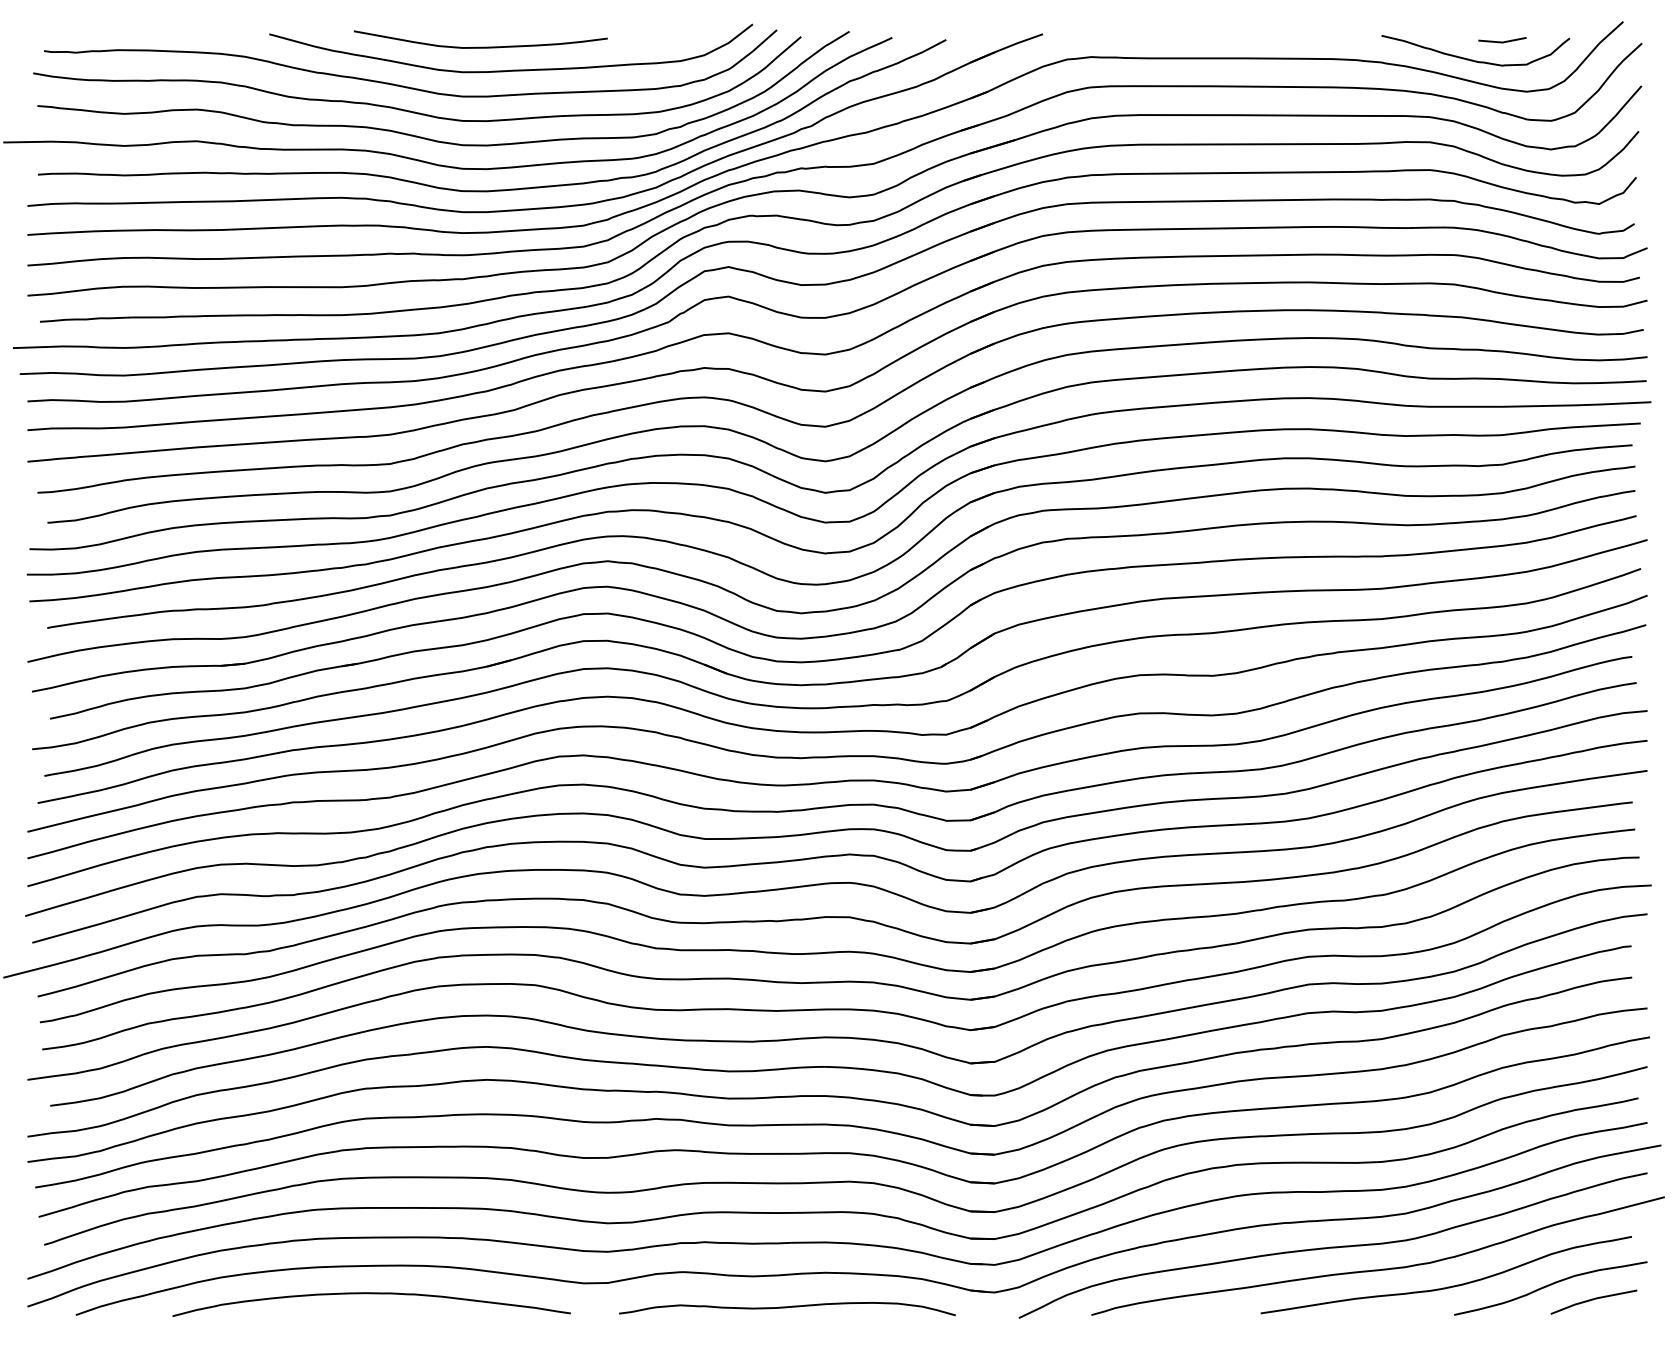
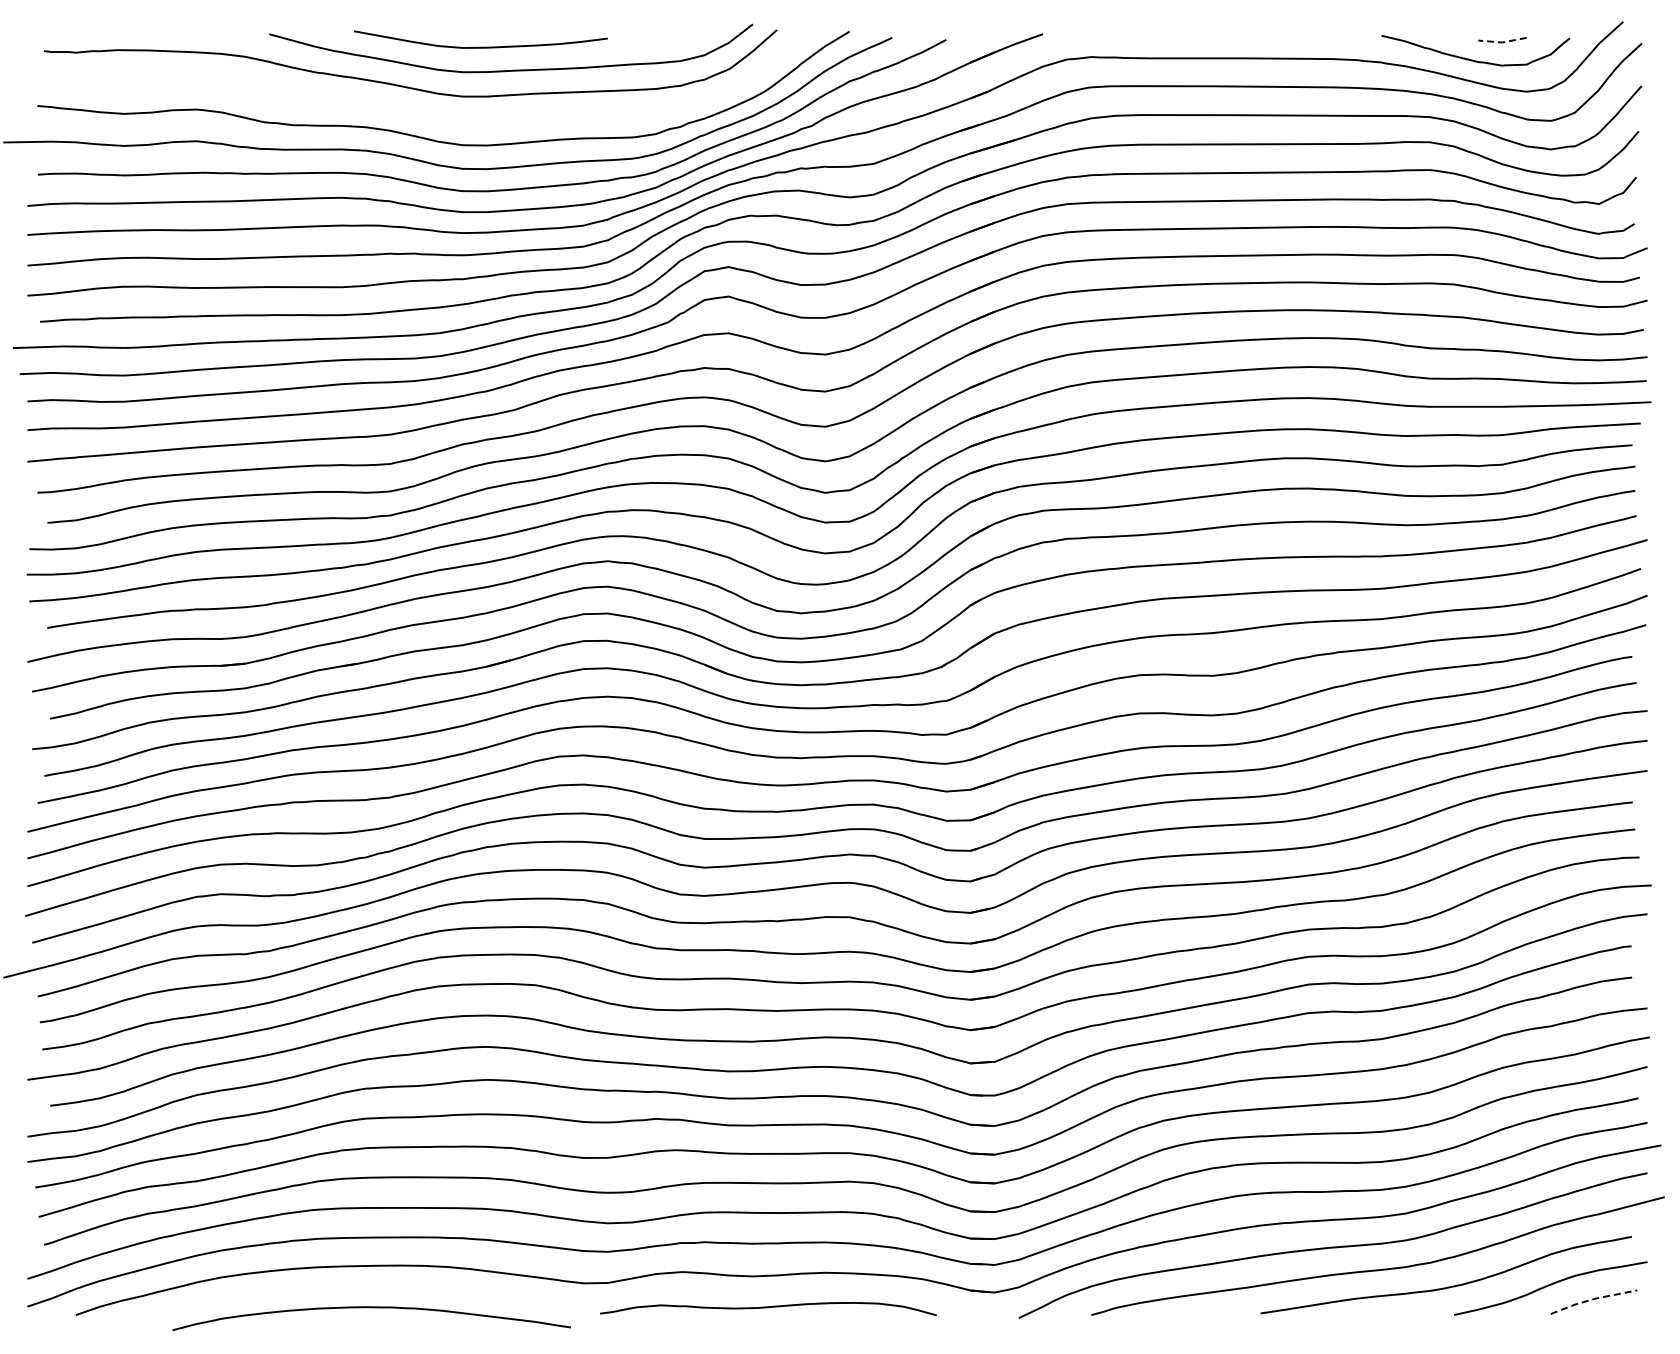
line: solid -> dashed (1502, 42)
curve: present -> none (410, 110)
curve position: (371, 1294) -> (371, 1308) (371, 1308)
line: solid -> dashed (1593, 1299)
curve position: (787, 1308) -> (768, 1308) (768, 1308)
